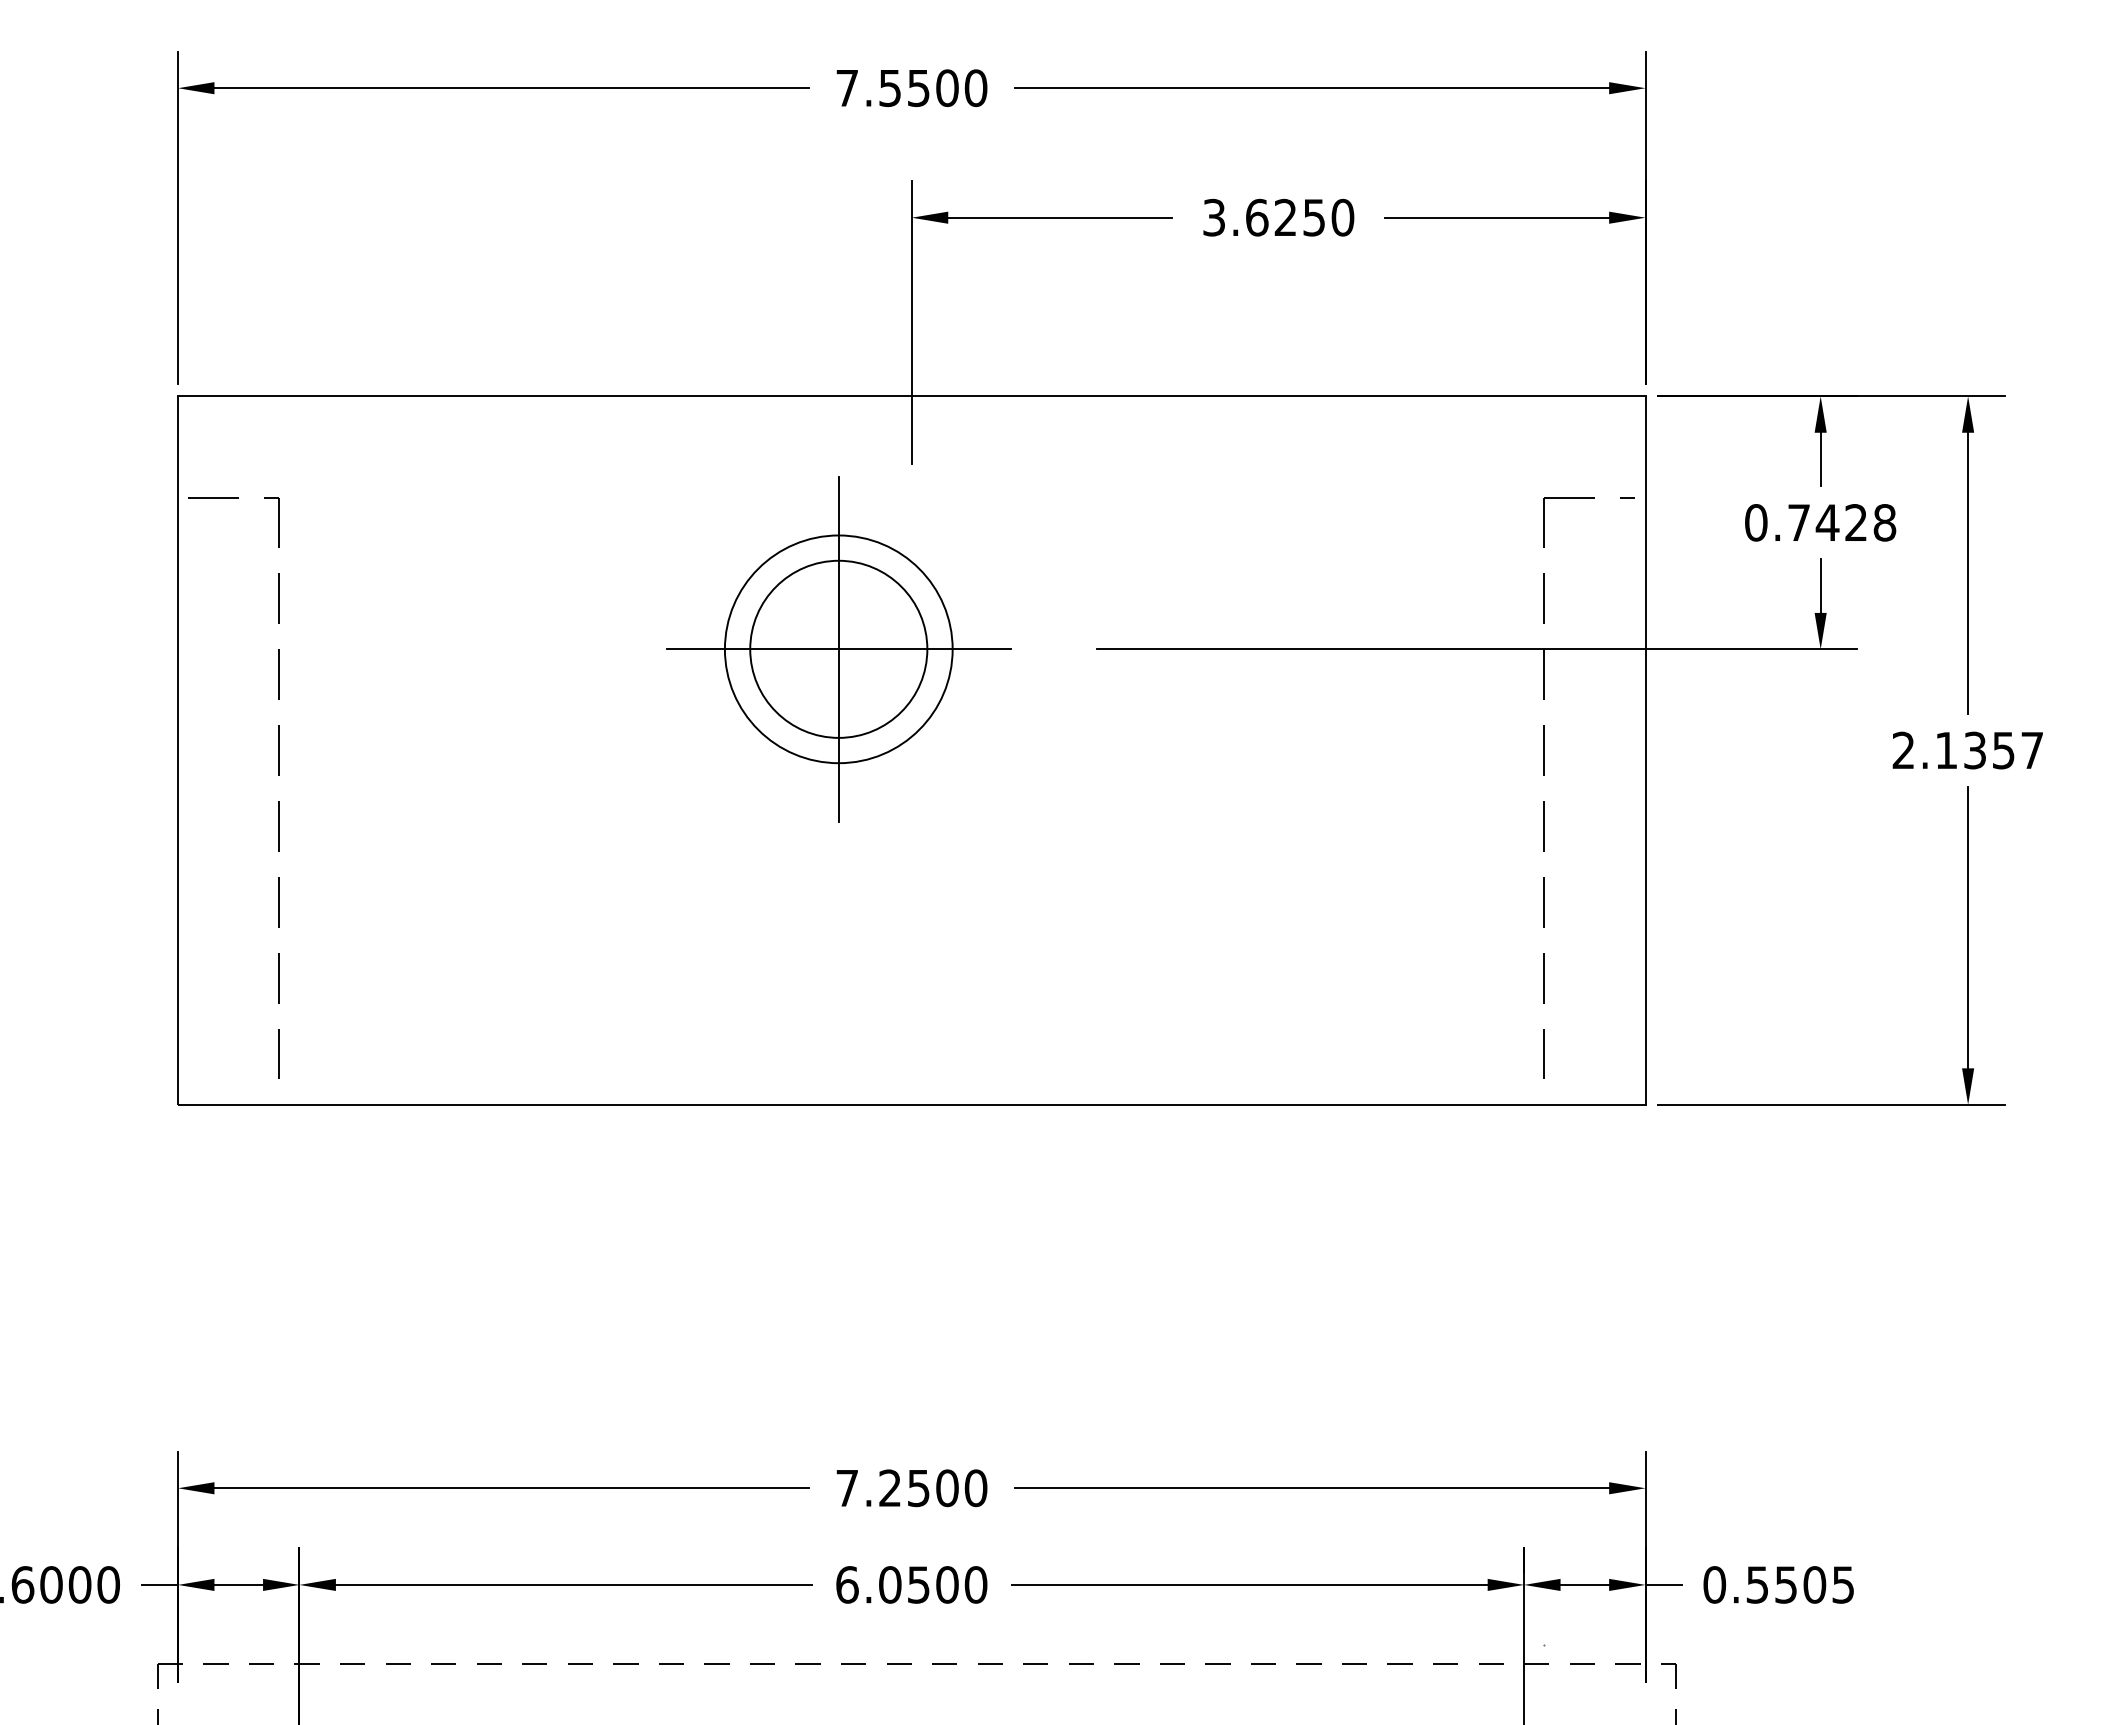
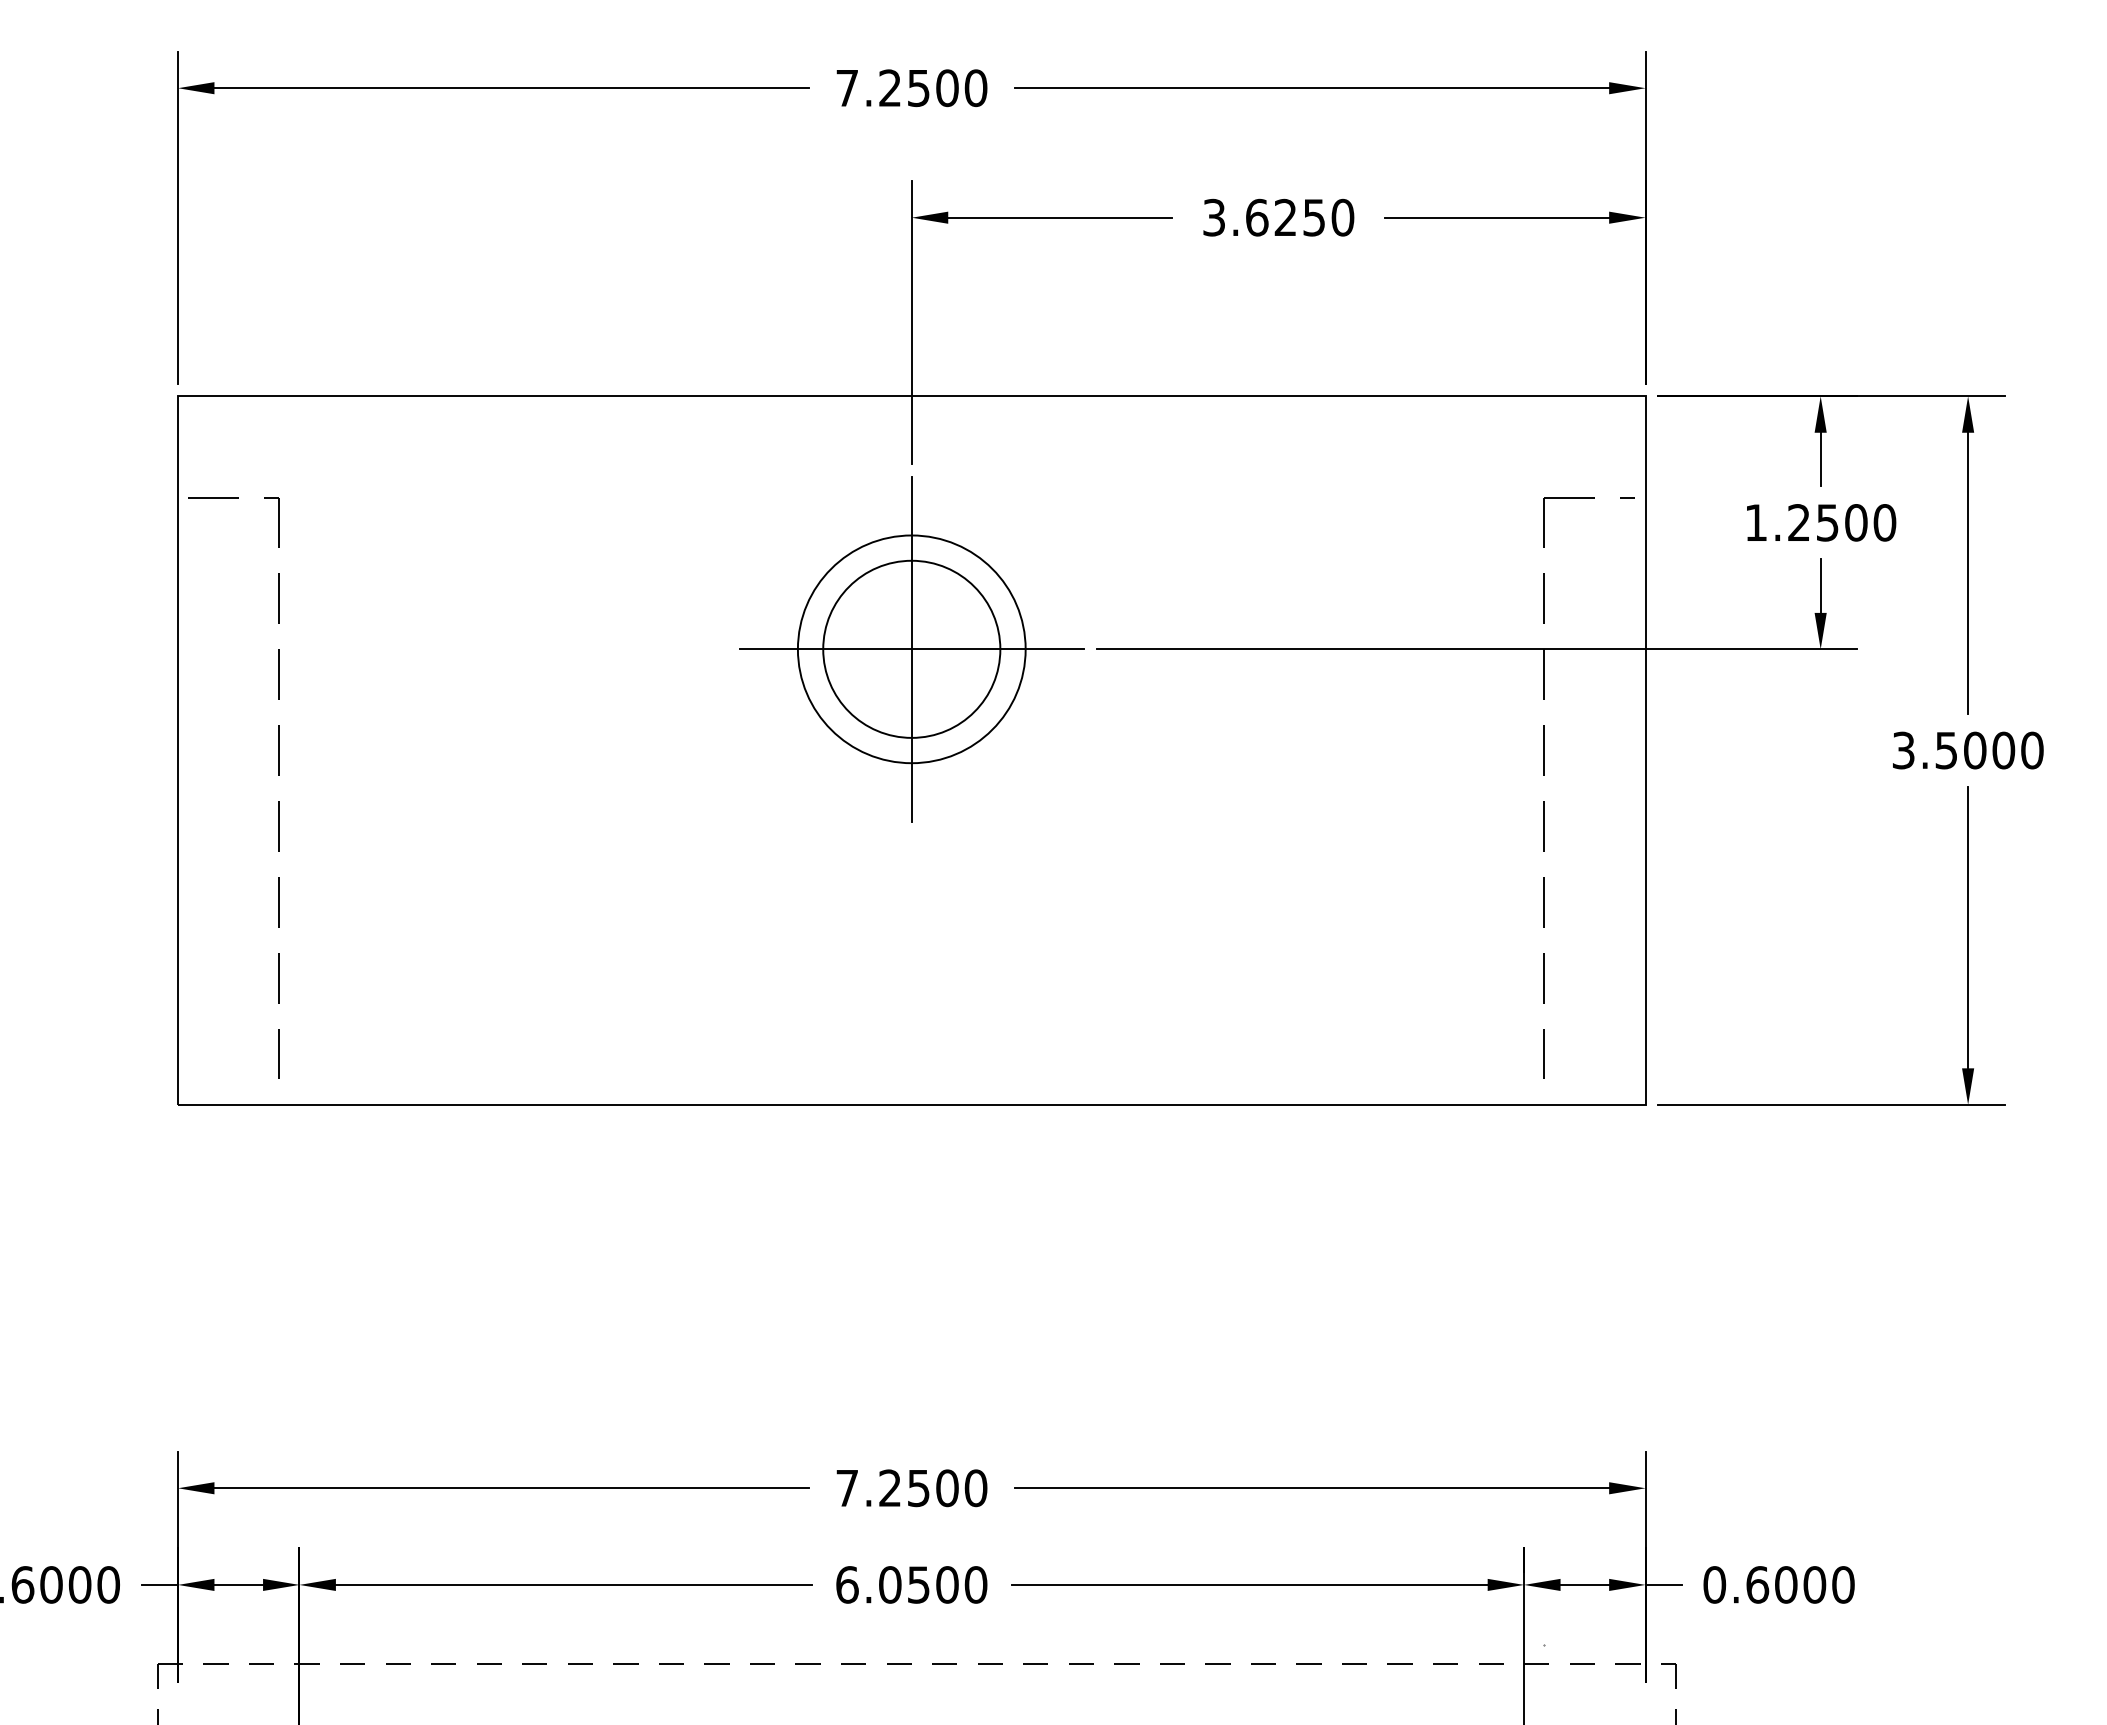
text: 7.5500 -> 7.2500 (889, 88)
text: 0.7428 -> 1.2500 (1820, 522)
part position: (838, 649) -> (911, 649) (911, 649)
text: 2.1357 -> 3.5000 (1967, 750)
text: 0.5505 -> 0.6000 (1800, 1584)
